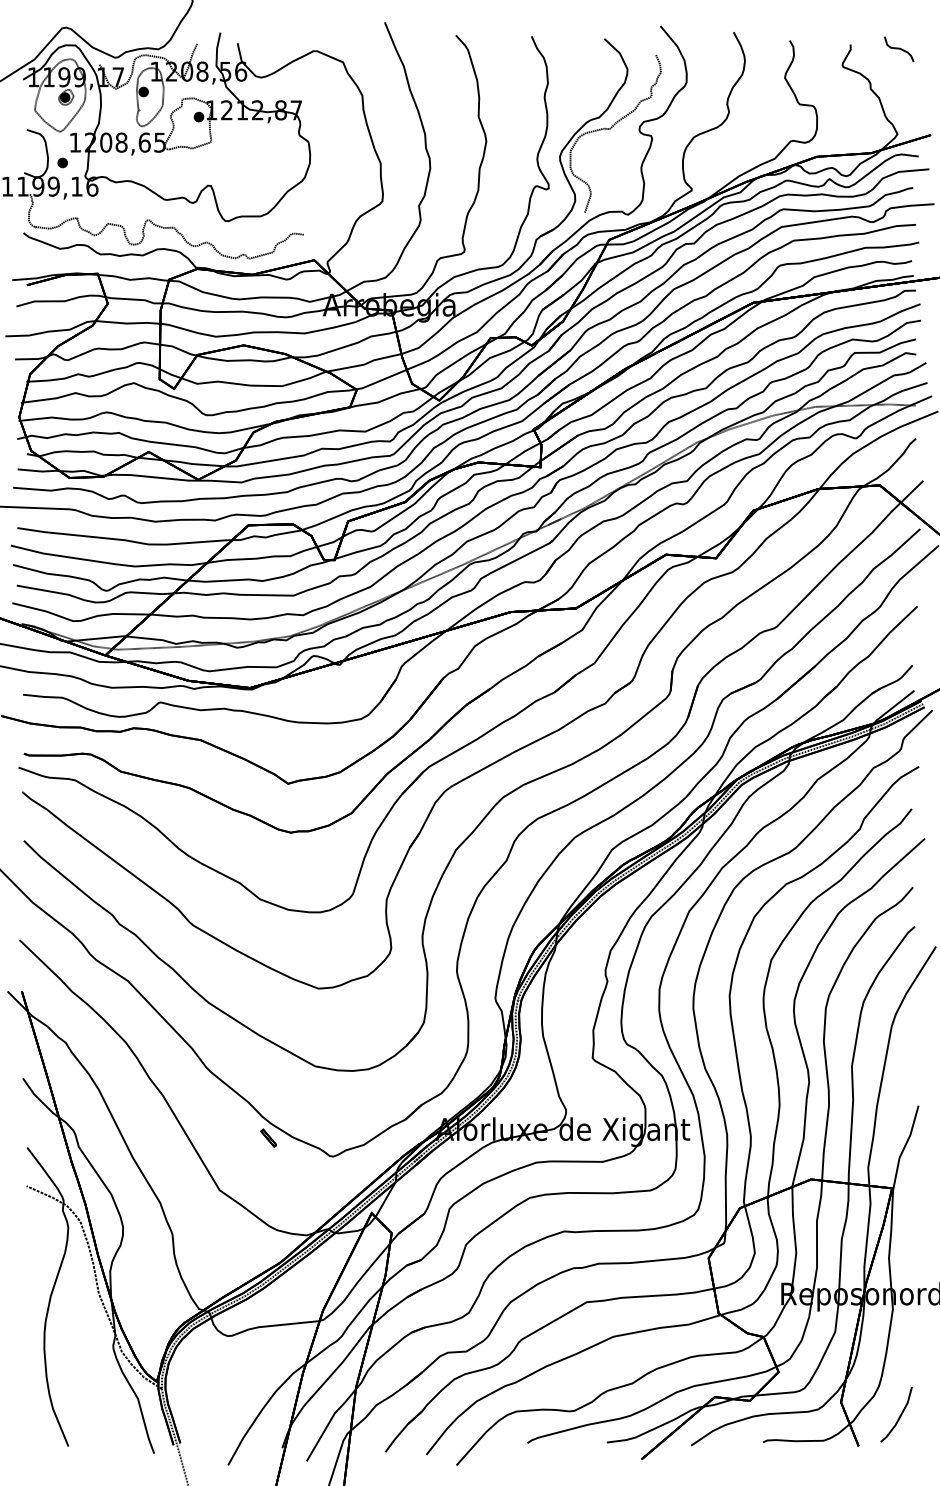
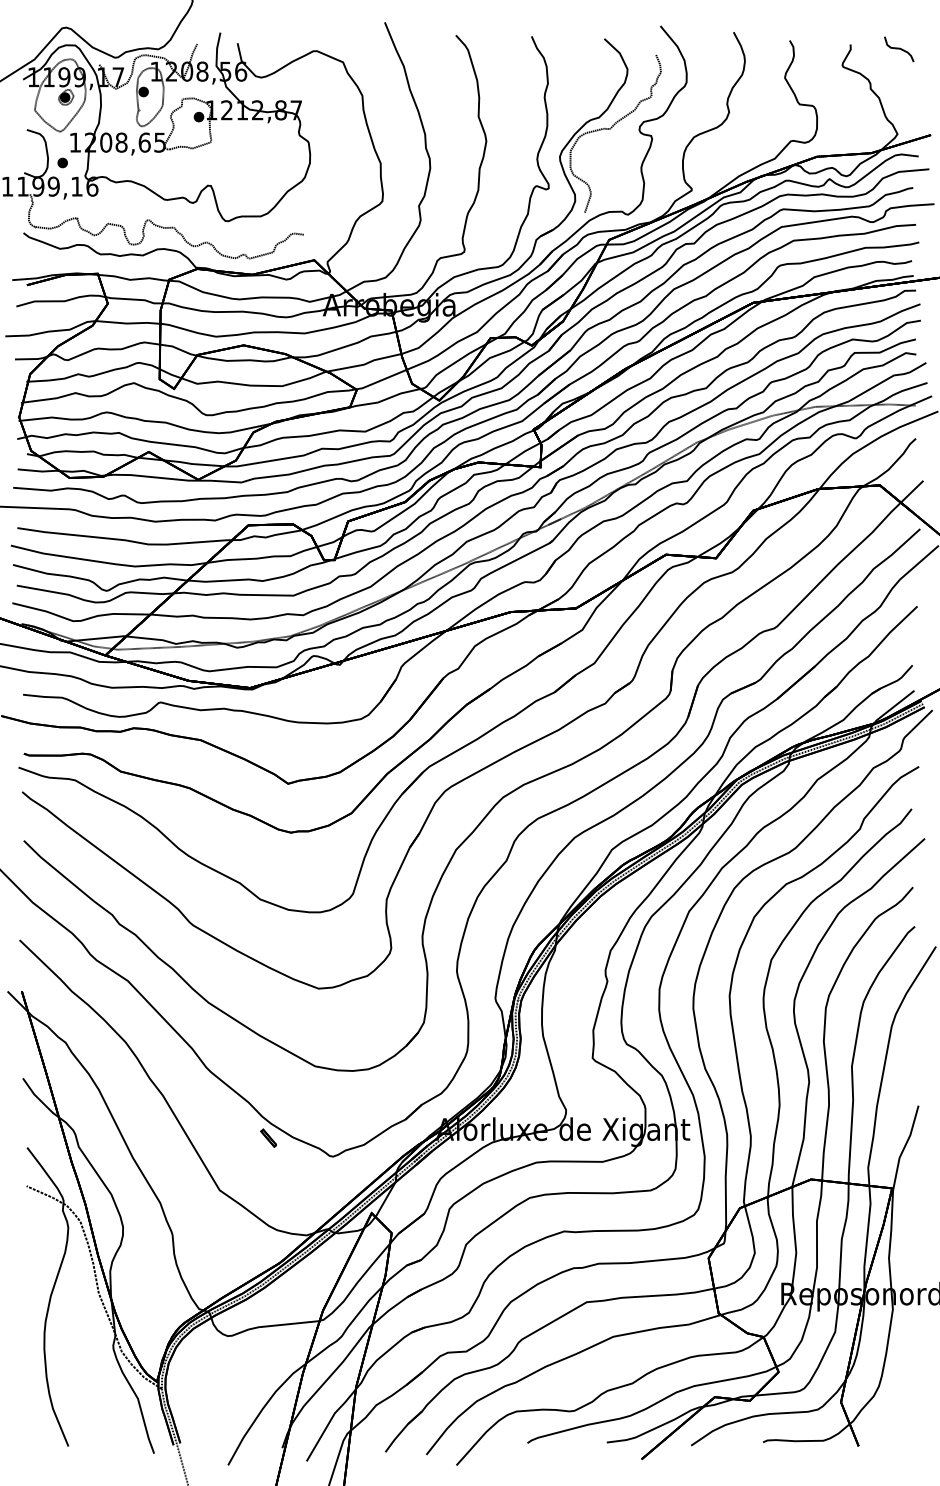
part: present -> none (896, 1414)
